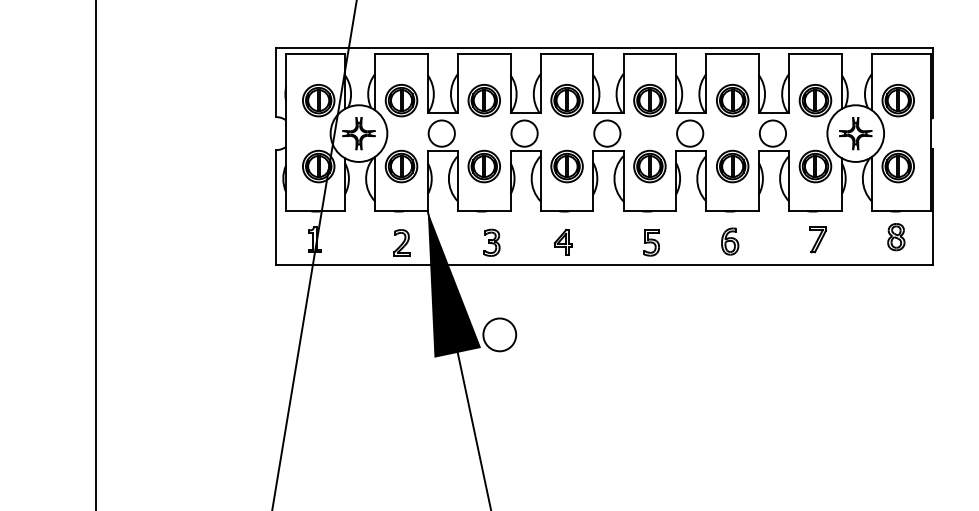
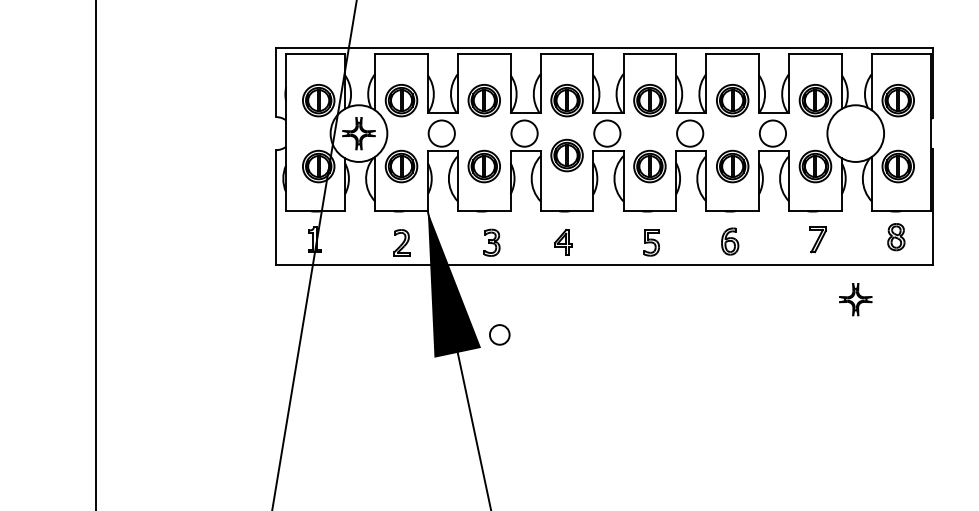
part position: (855, 133) -> (855, 299) (855, 299)
part position: (566, 166) -> (566, 155) (566, 155)
circle diameter: 33 px -> 20 px (499, 334)
